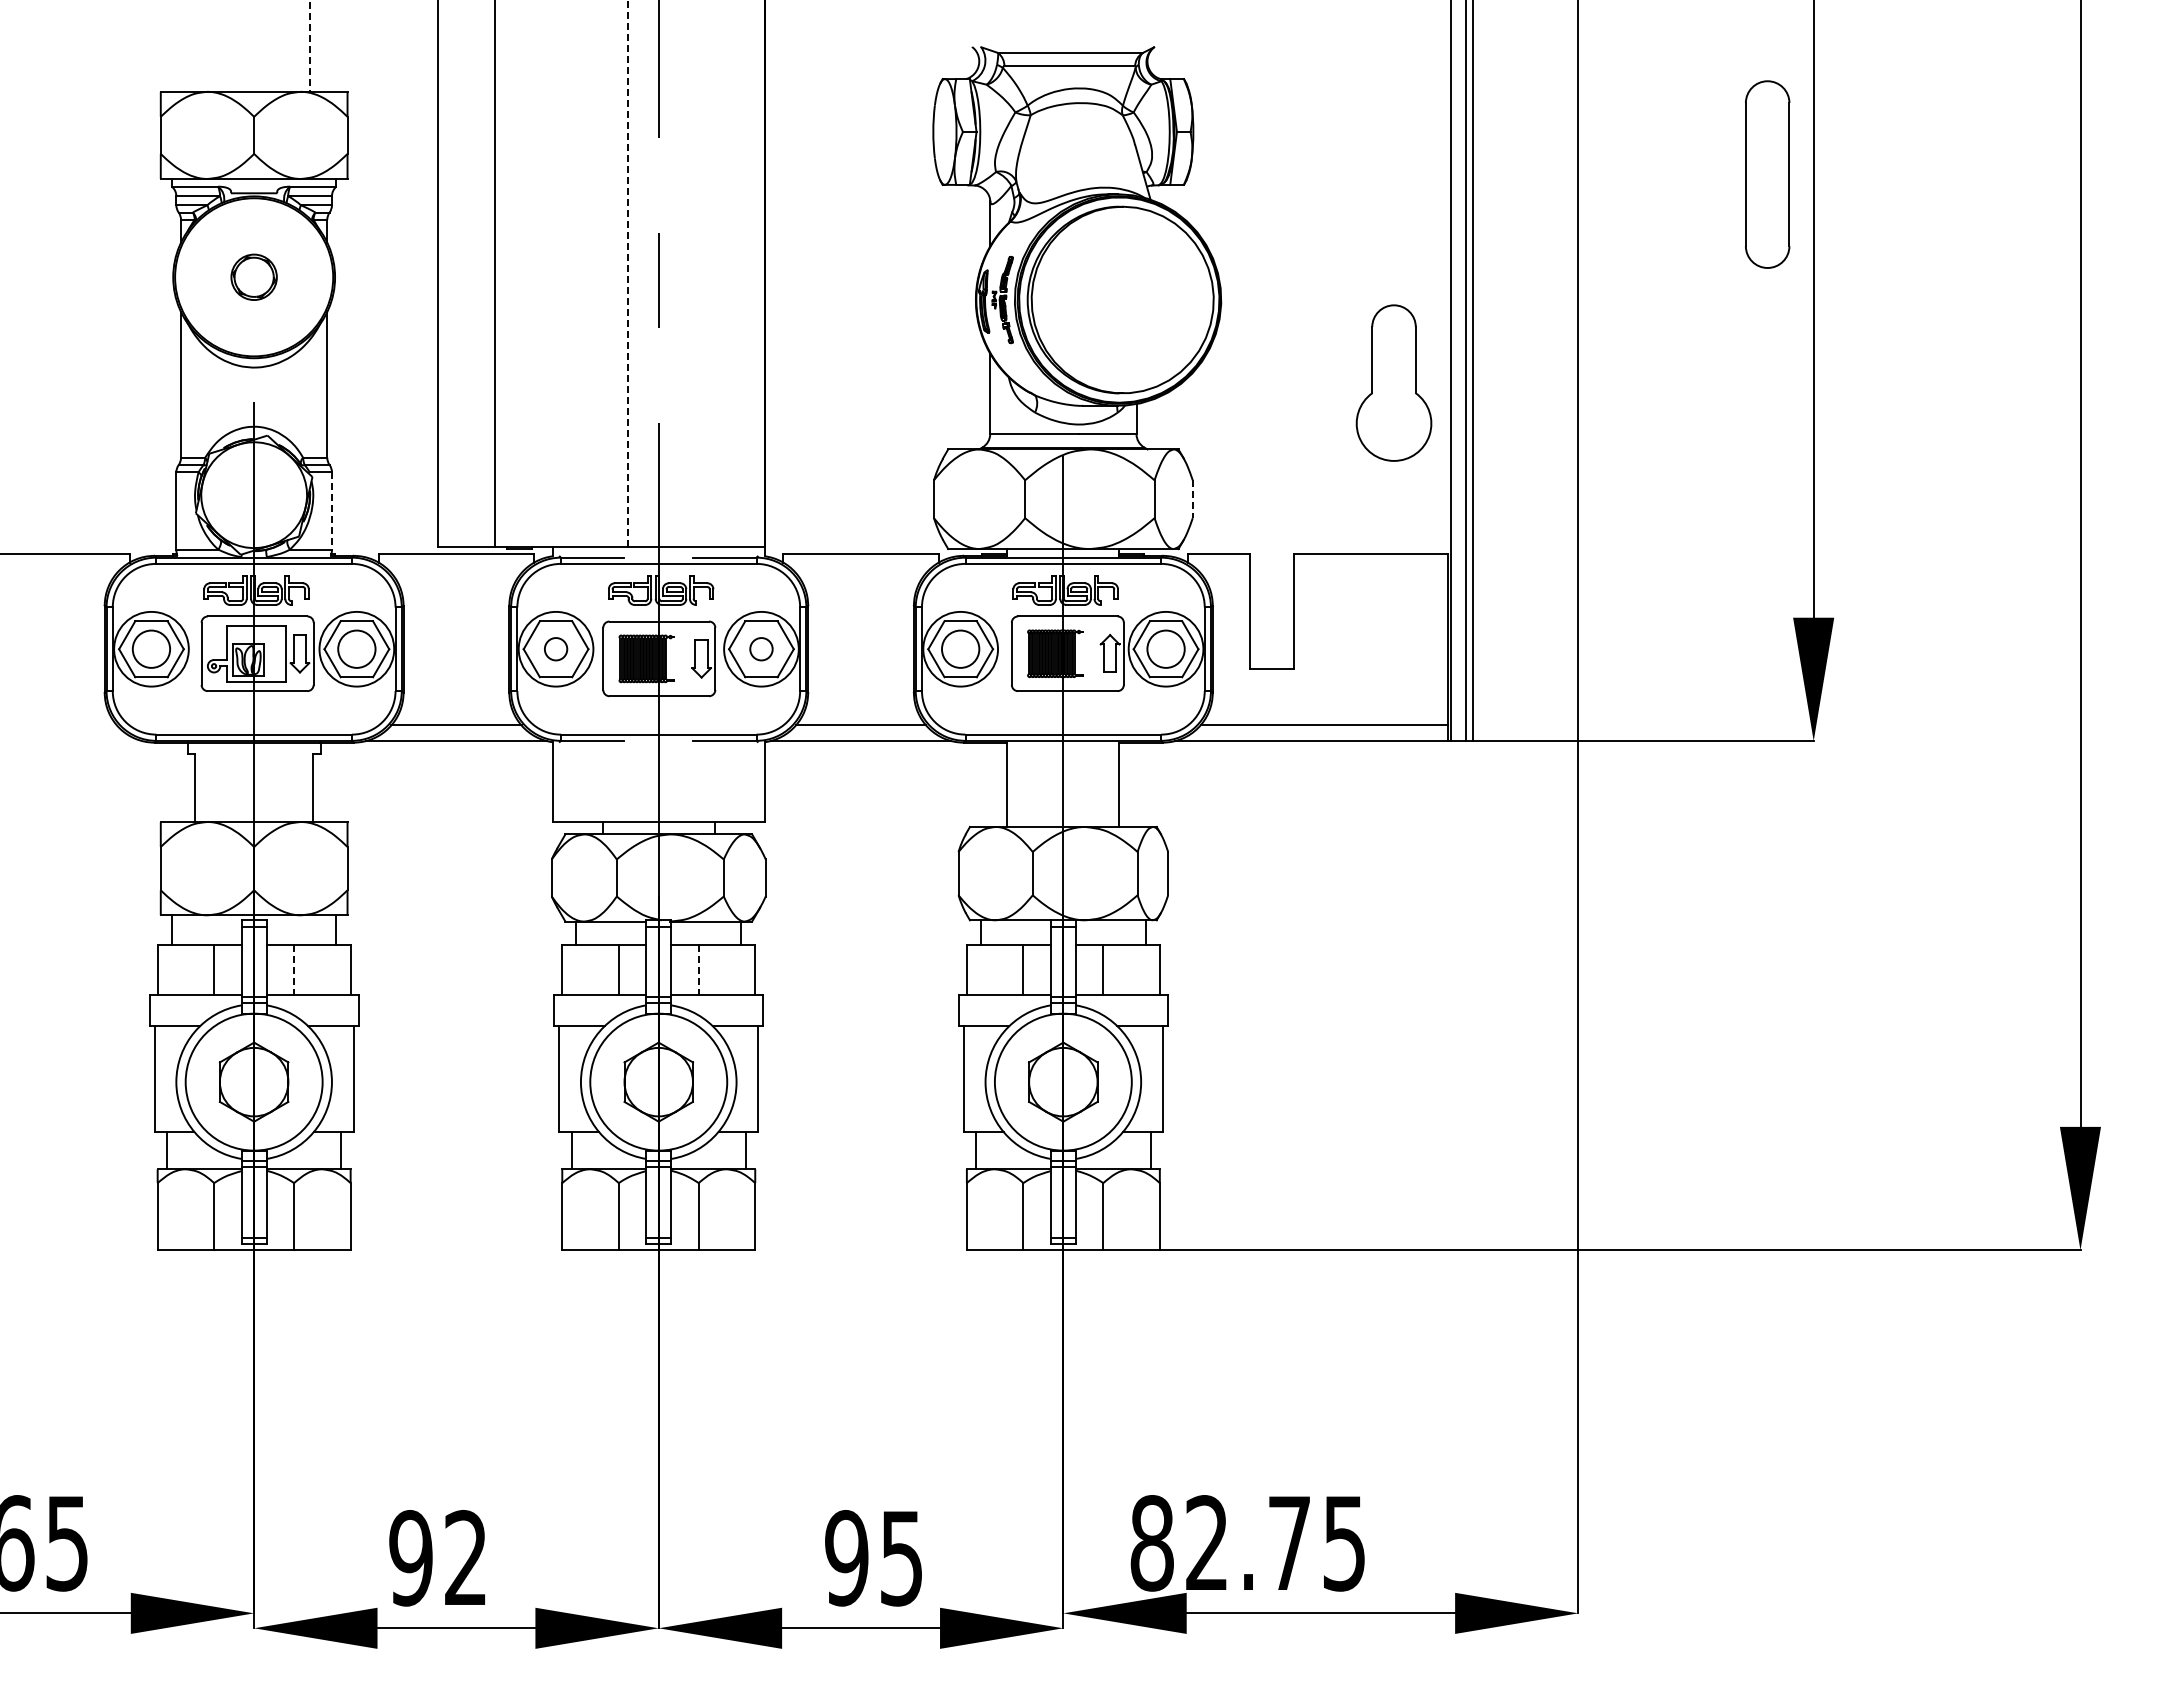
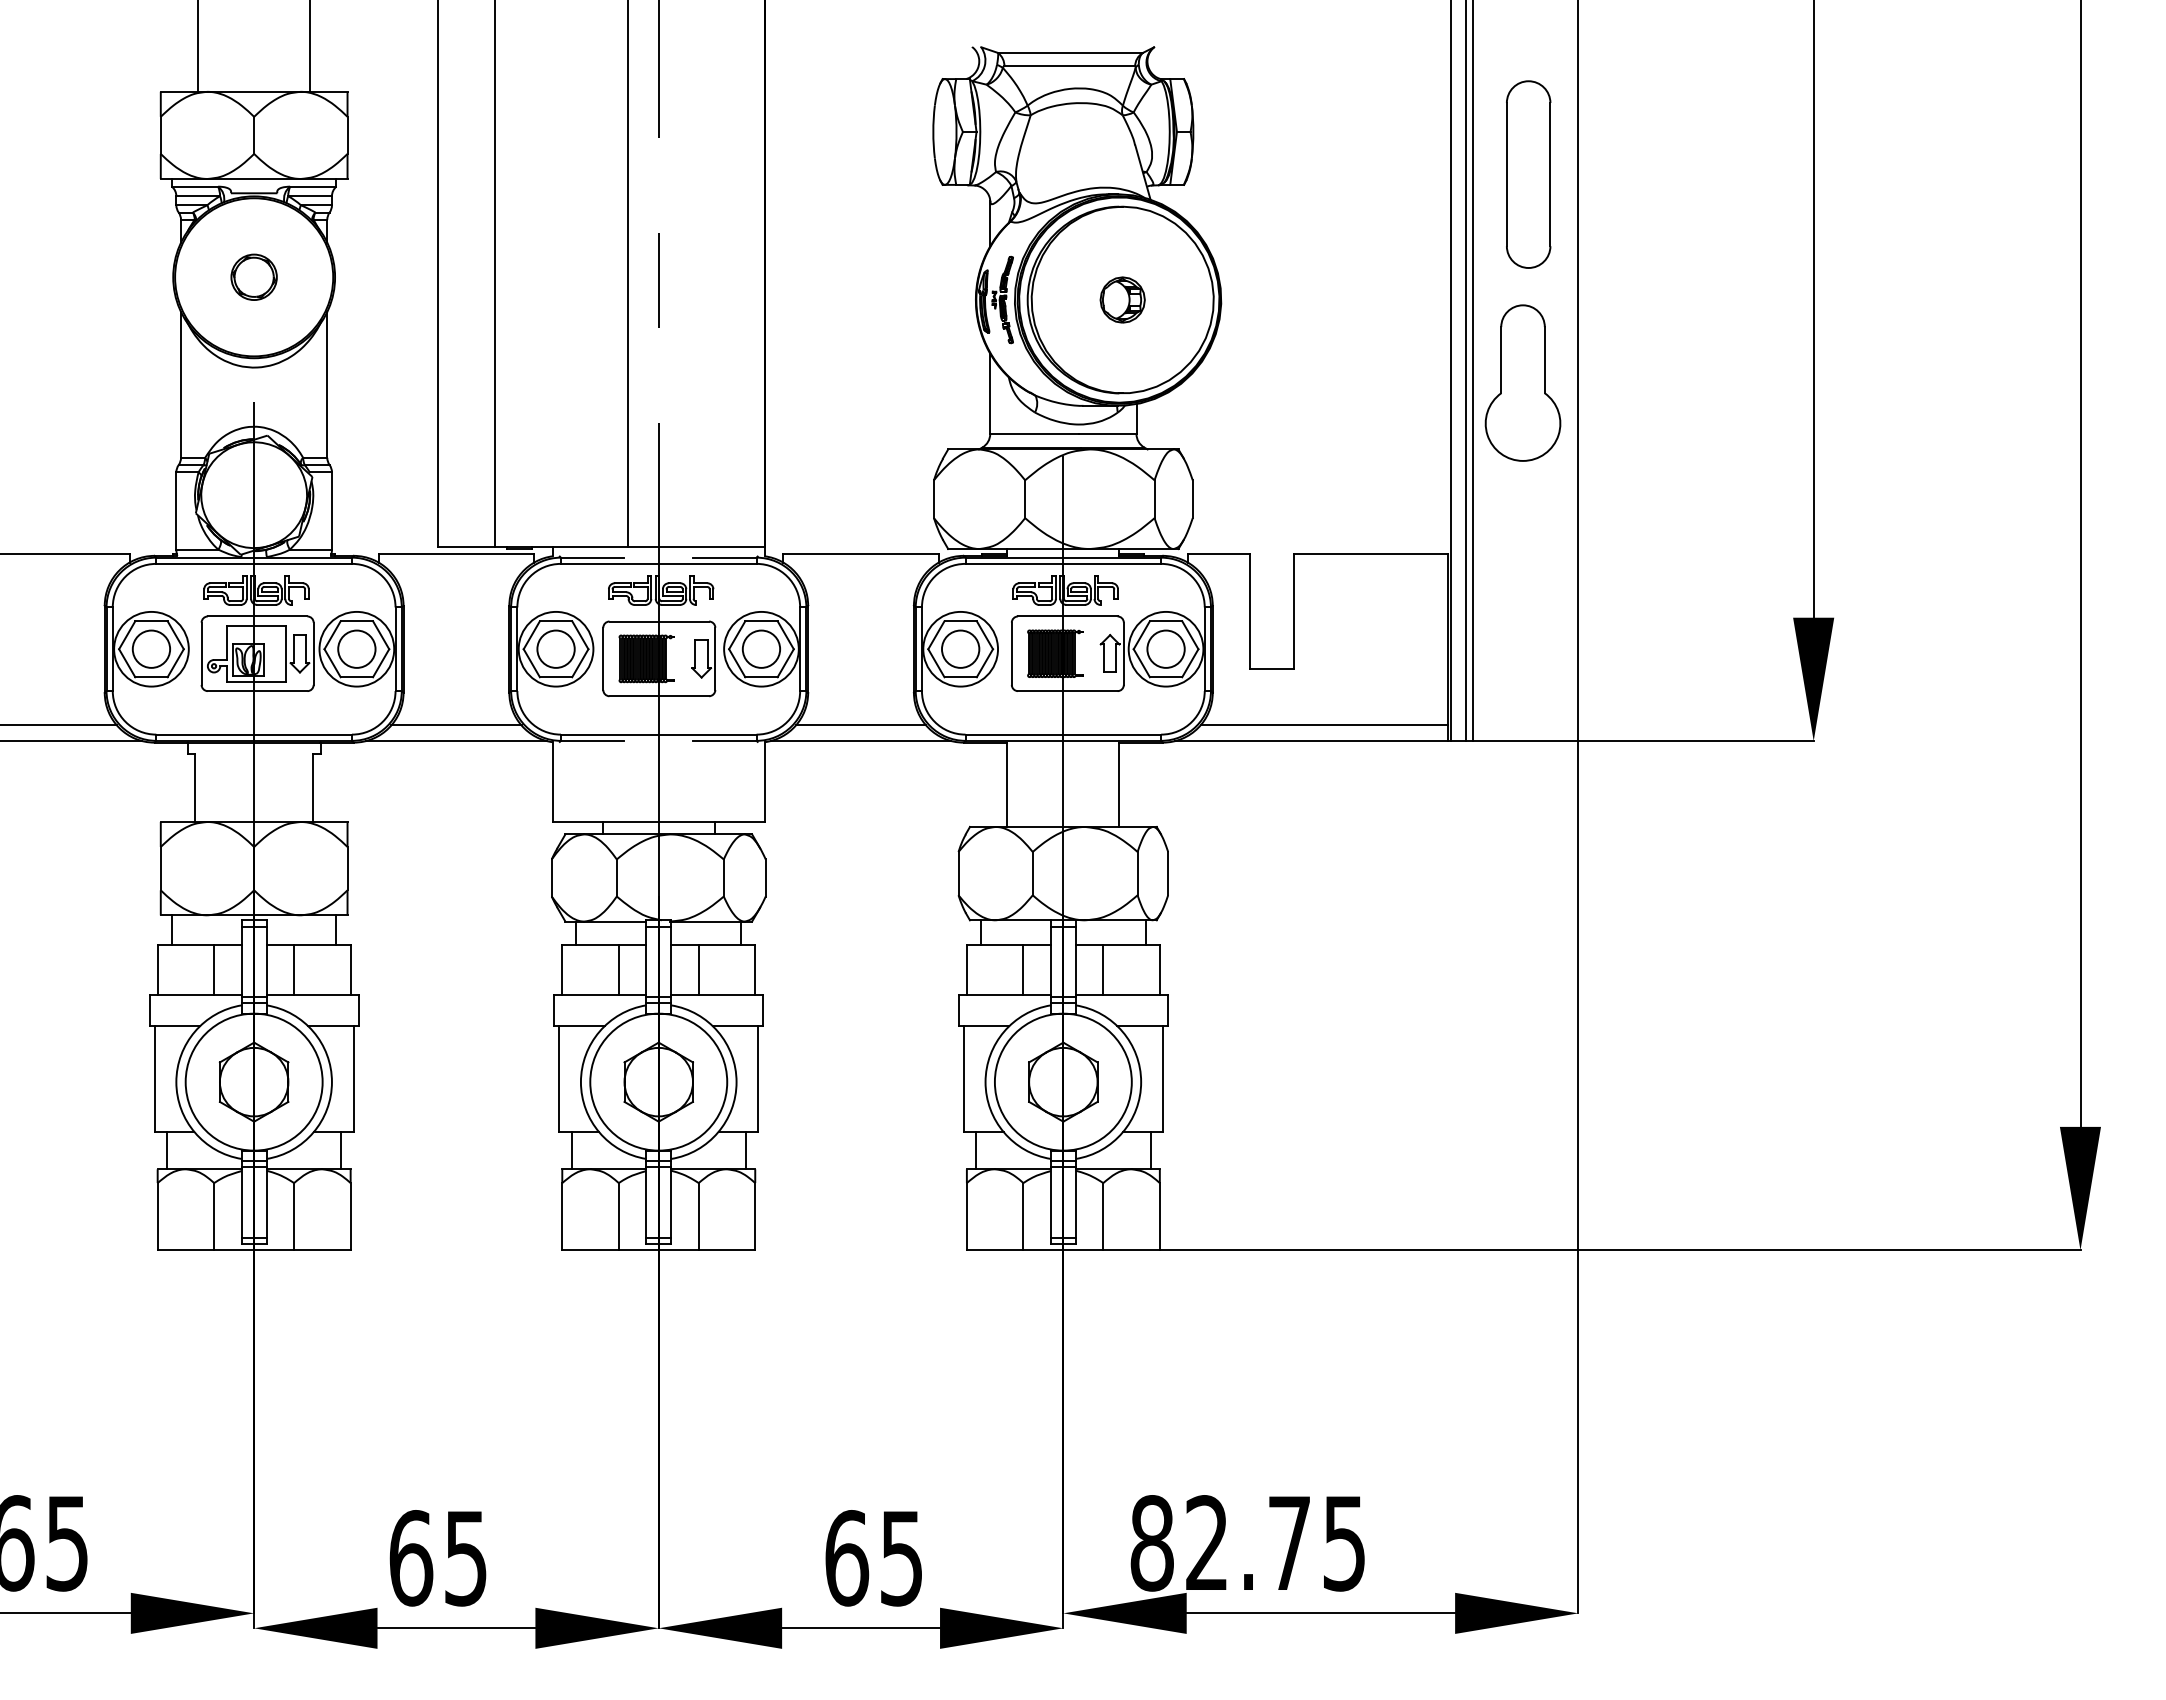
line: none -> present (198, 46)
line: dashed -> solid (310, 46)
part position: (1767, 174) -> (1528, 174) (1528, 174)
line: dashed -> solid (627, 273)
part: none -> present (1122, 299)
part position: (1393, 382) -> (1522, 382) (1522, 382)
line: dashed -> solid (1192, 499)
line: dashed -> solid (331, 511)
circle diameter: 22 px -> 37 px (555, 648)
circle diameter: 22 px -> 37 px (761, 648)
line: none -> present (59, 725)
line: none -> present (72, 741)
line: dashed -> solid (294, 970)
line: dashed -> solid (698, 970)
text: 92 -> 65 (437, 1558)
text: 95 -> 65 (847, 1558)
